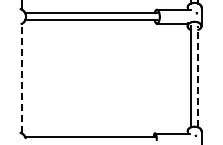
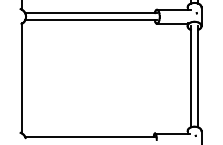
line: dashed -> solid (198, 76)
line: dashed -> solid (21, 77)
